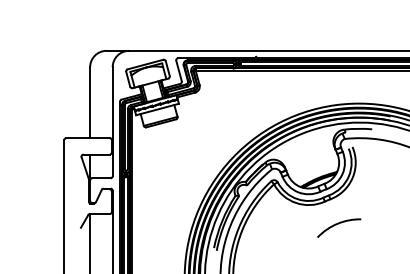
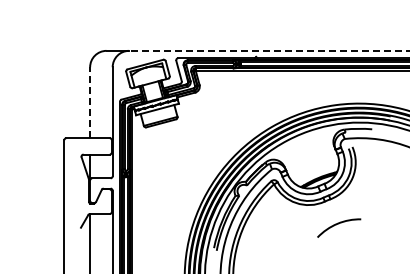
line: solid -> dashed (269, 50)
line: solid -> dashed (90, 102)
